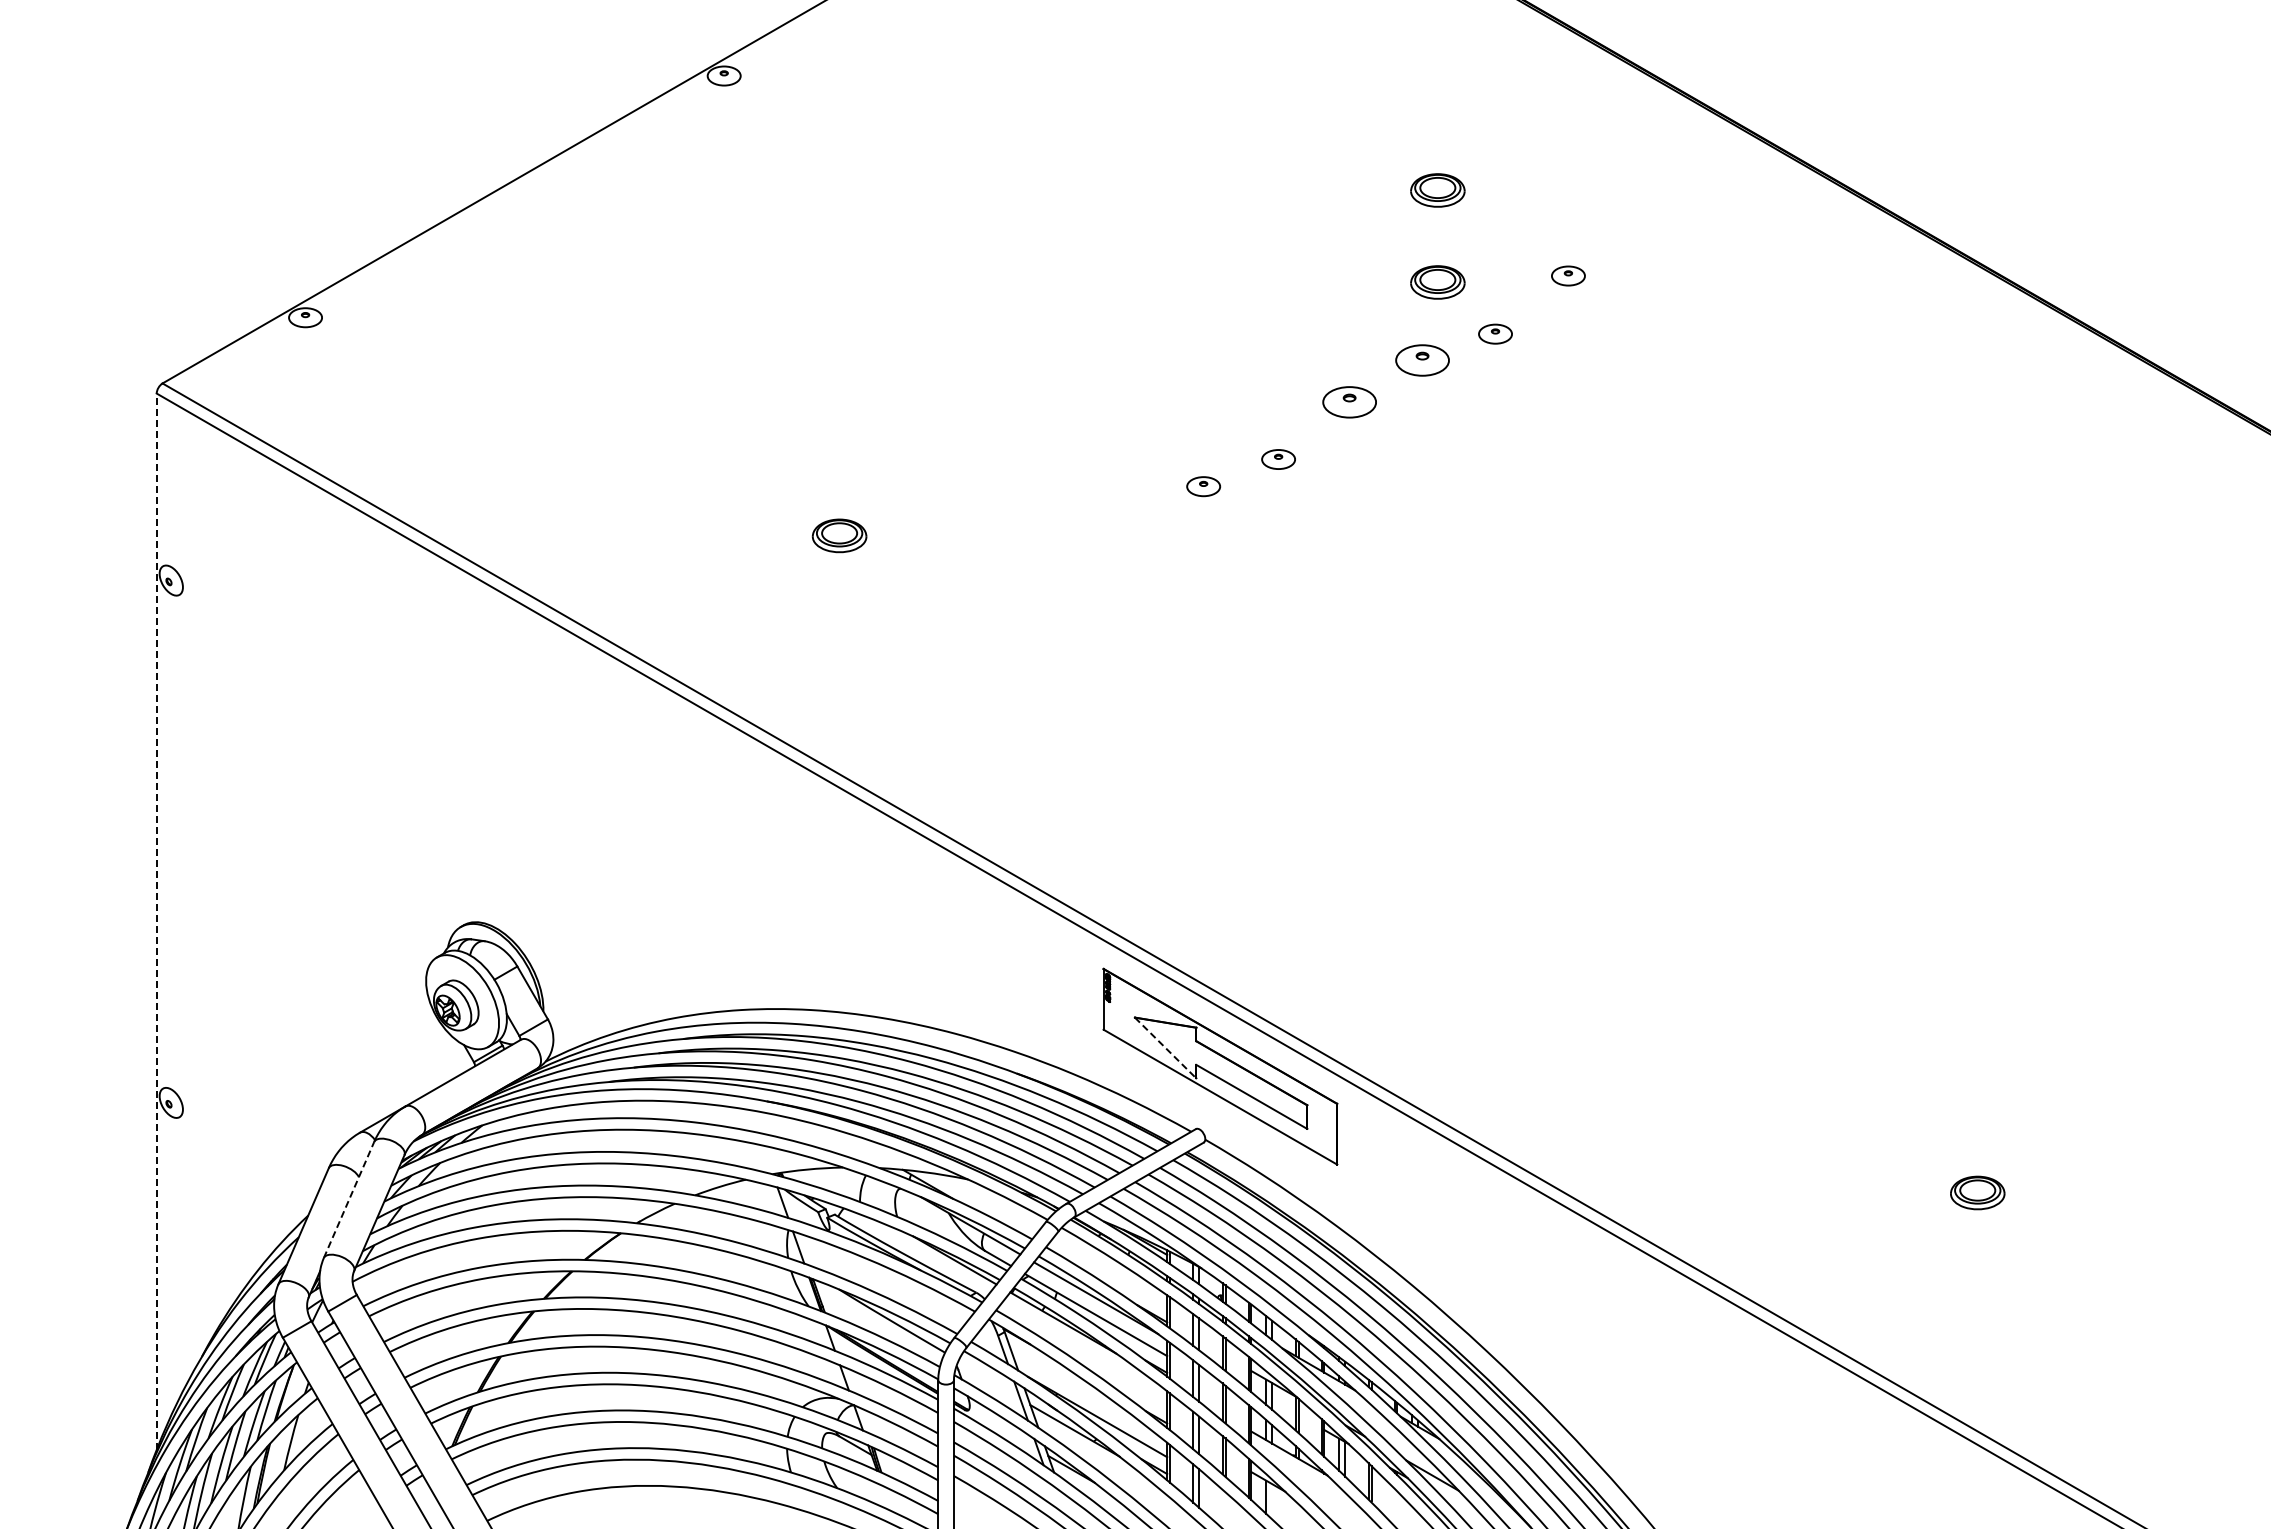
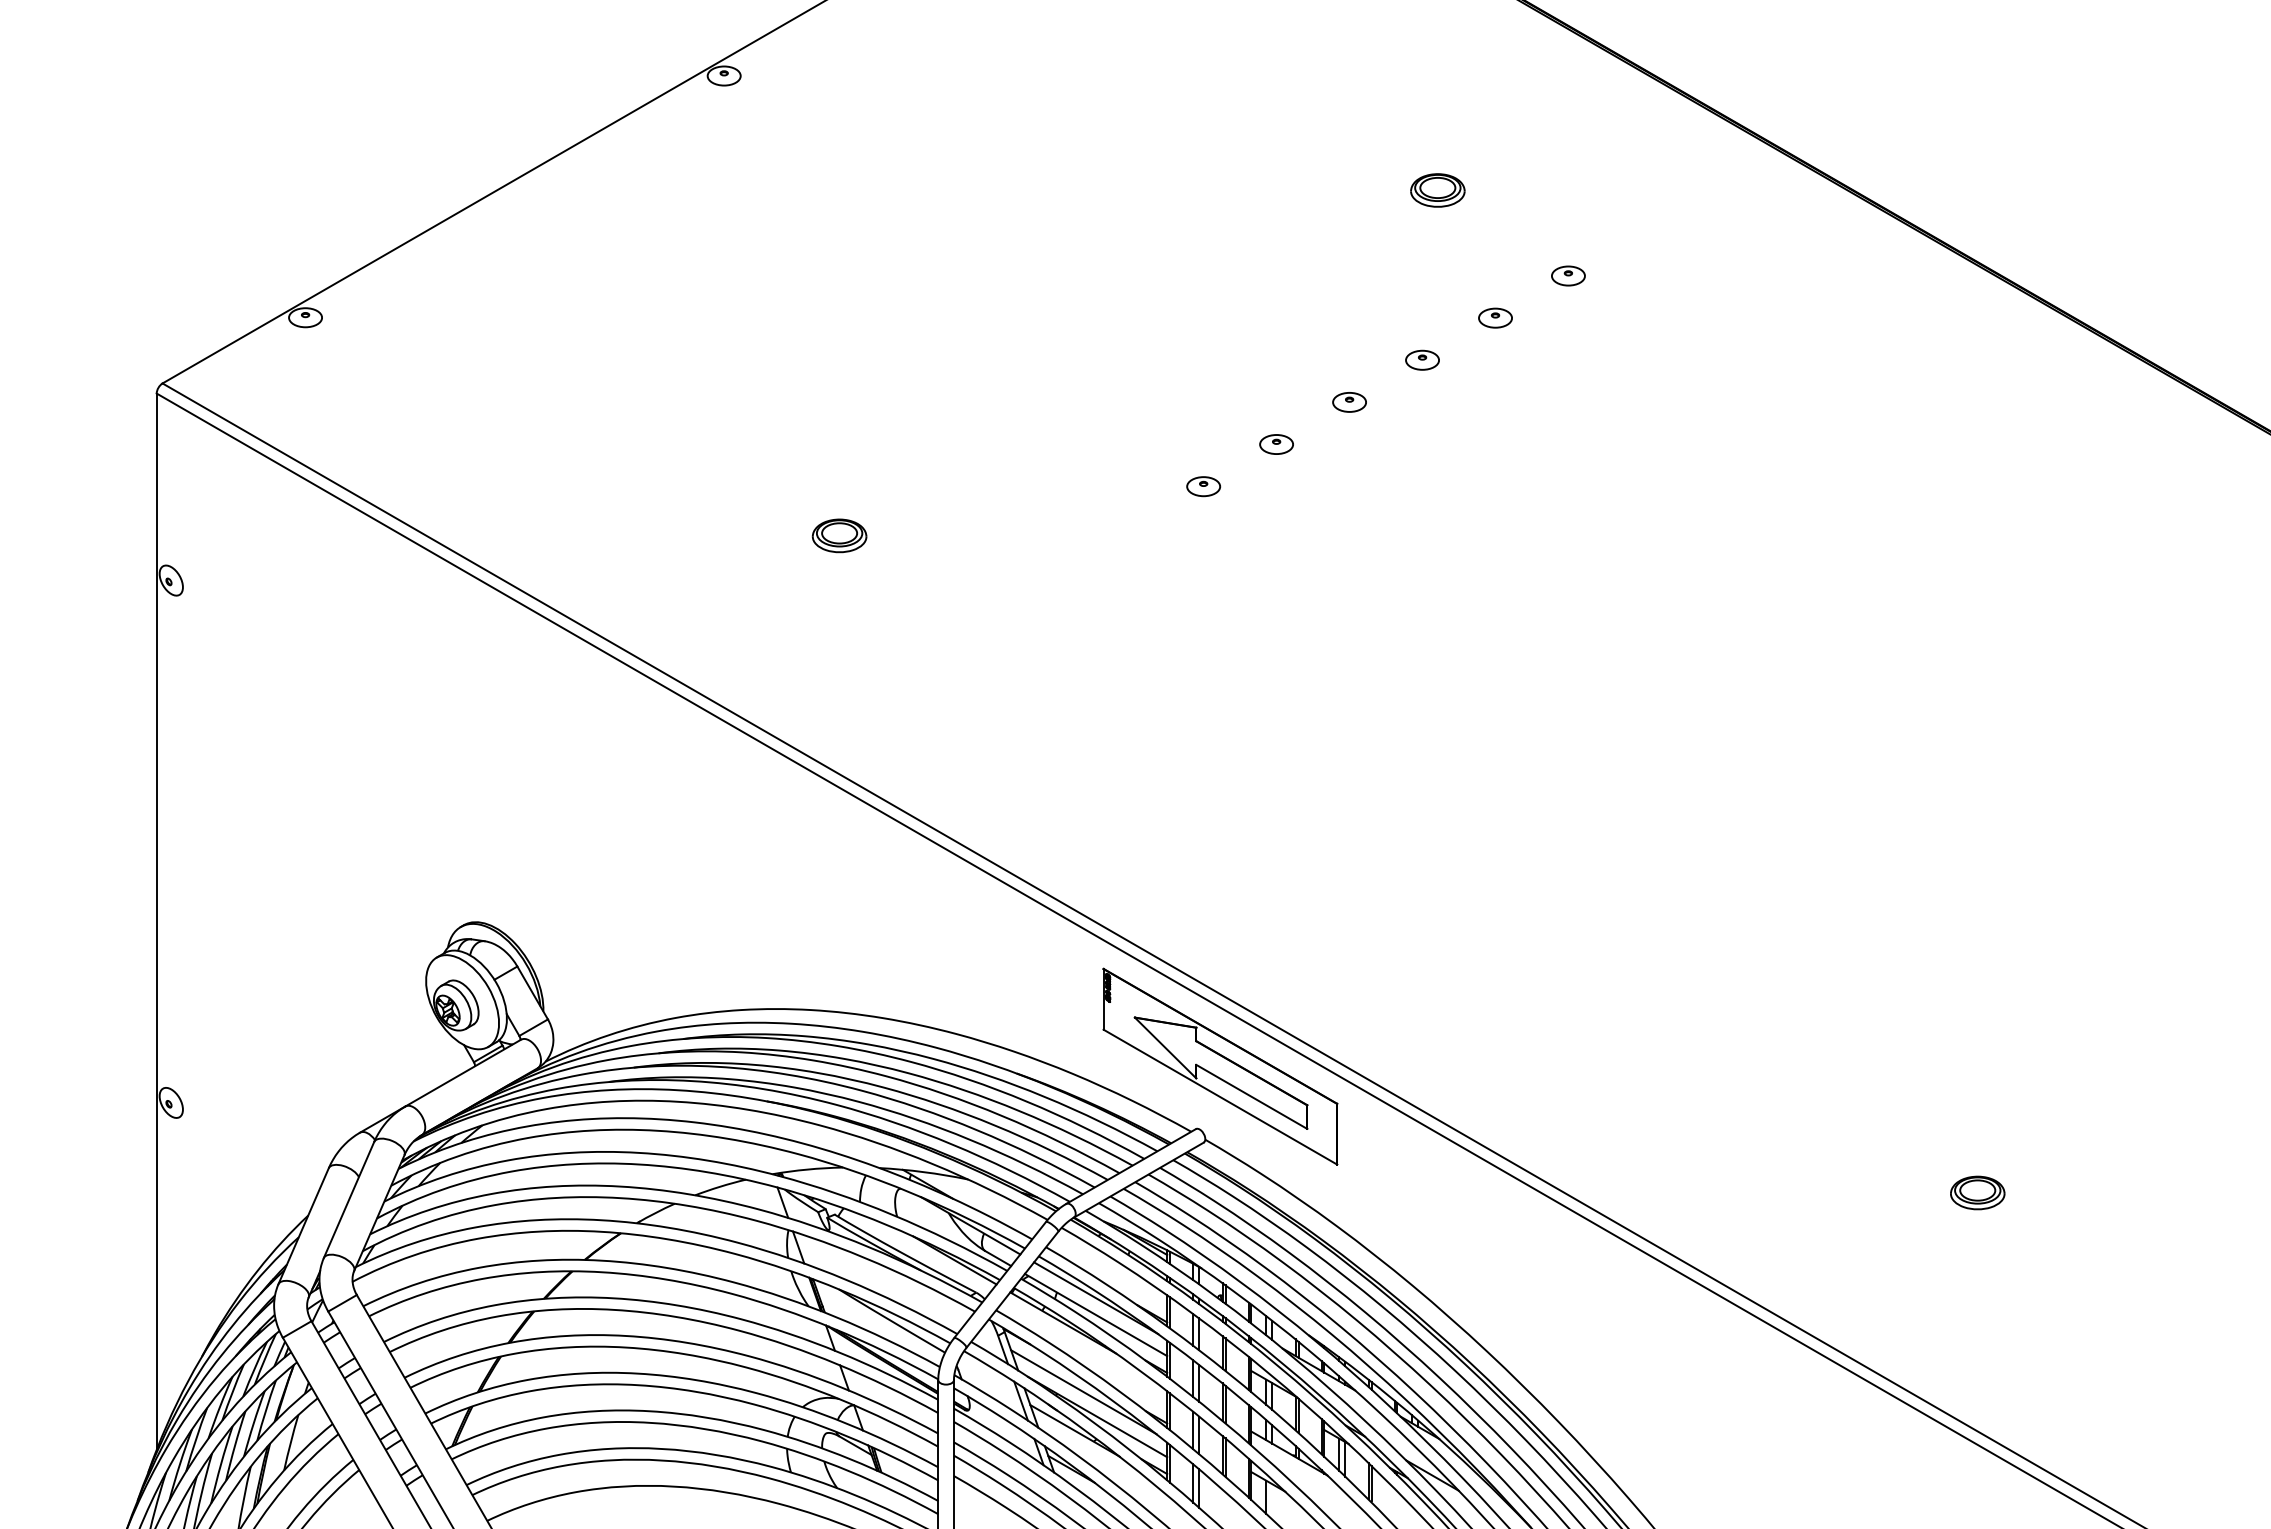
part: present -> none (1437, 282)
part position: (1495, 333) -> (1495, 317) (1495, 317)
part size: 55x33 px -> 35x22 px (1422, 359)
part size: 55x33 px -> 35x21 px (1349, 402)
part position: (1278, 459) -> (1276, 444) (1276, 444)
line: dashed -> solid (156, 921)
line: dashed -> solid (1165, 1048)
line: dashed -> solid (349, 1199)
line: none -> present (1083, 1392)
